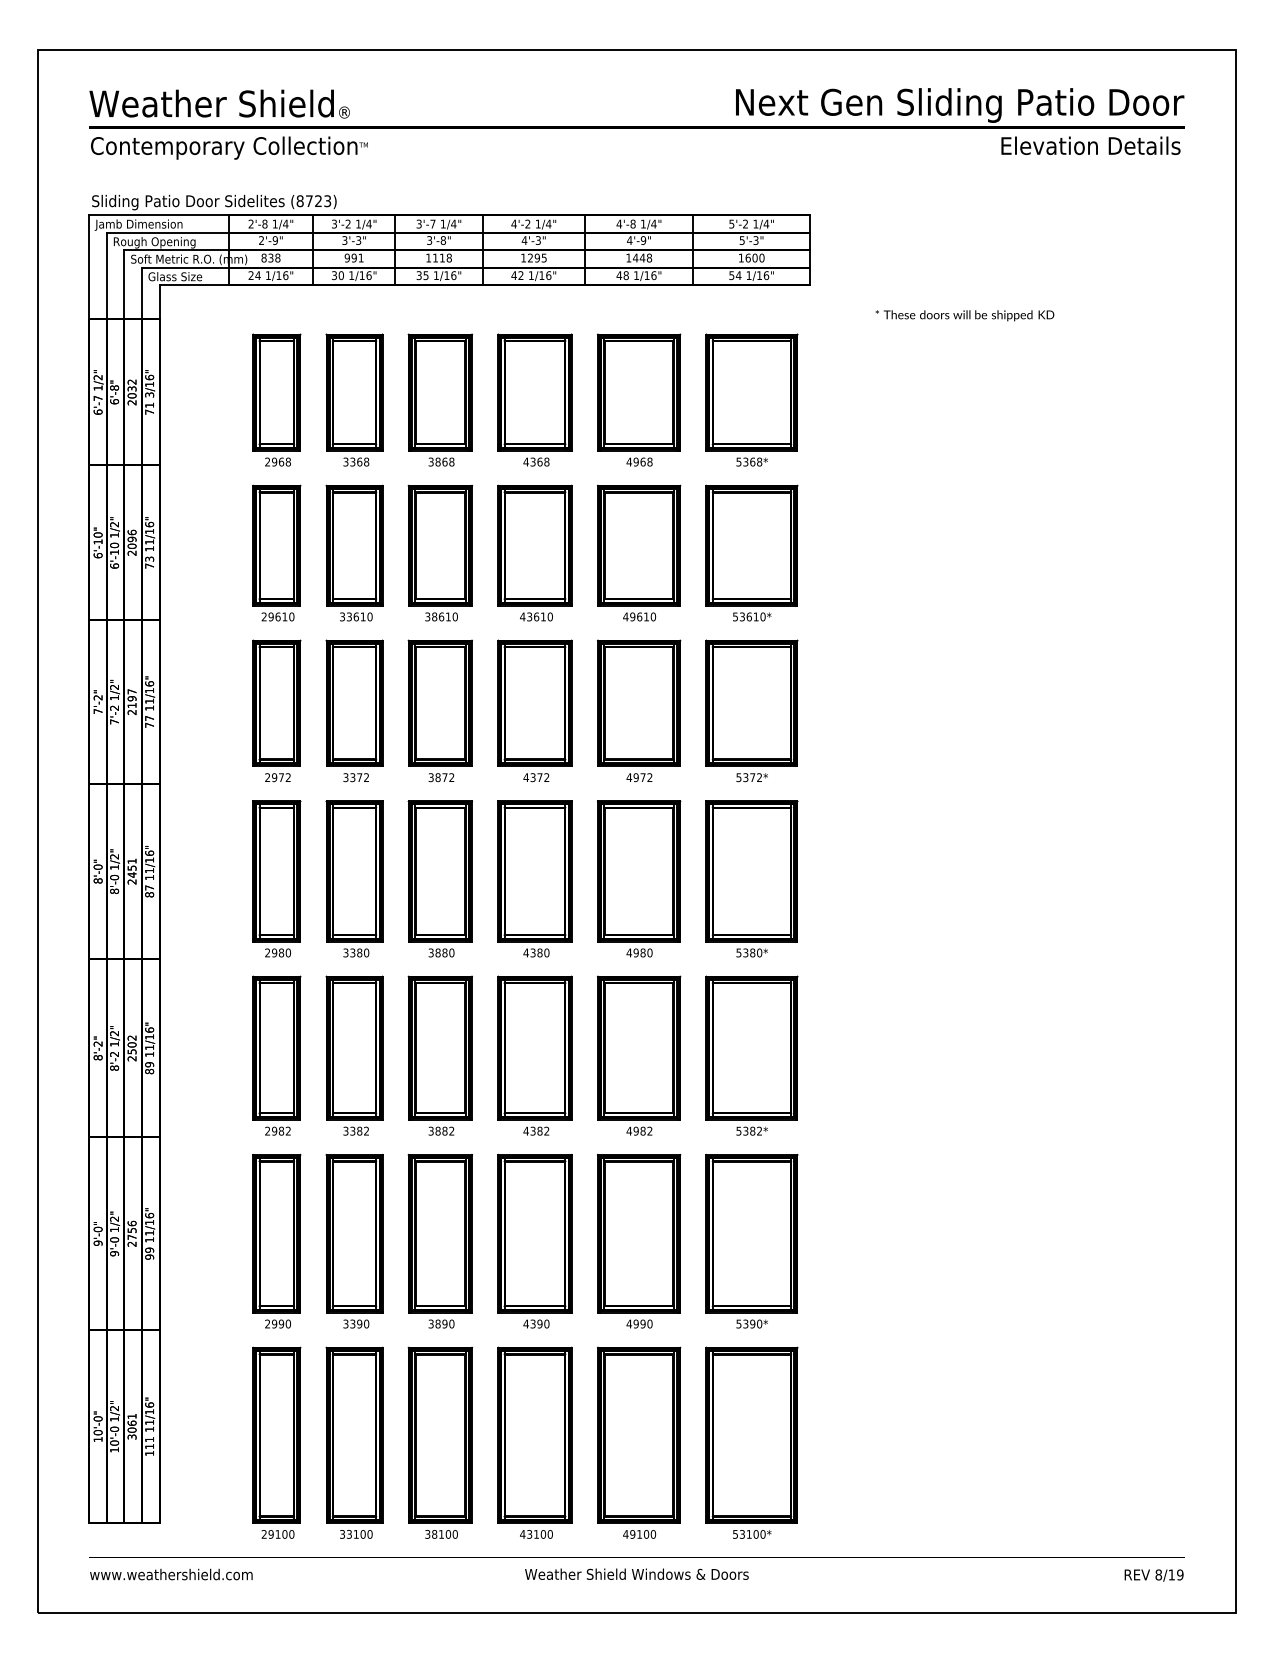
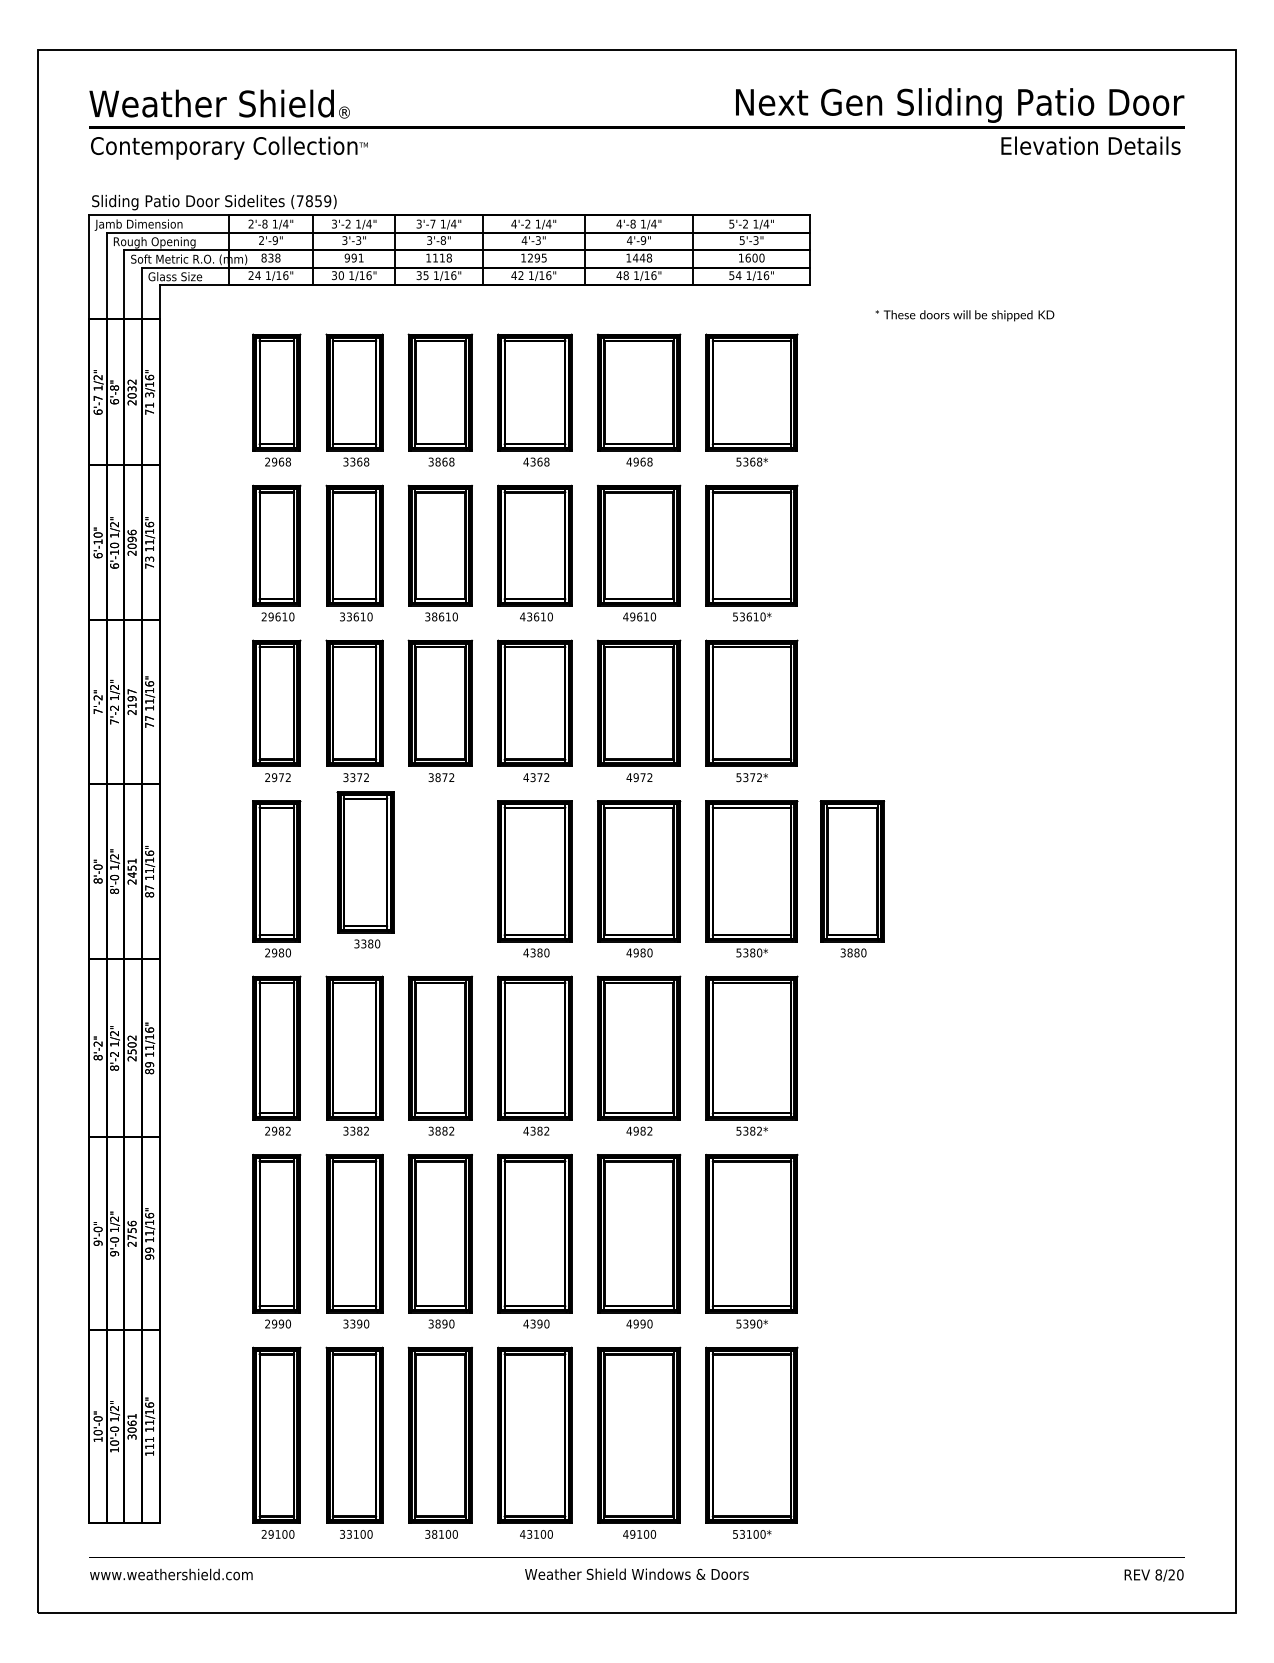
text: (8723) -> (7859) (313, 201)
part position: (354, 878) -> (365, 869) (365, 869)
part position: (440, 878) -> (852, 878) (852, 878)
text: 8/19 -> 8/20 (1175, 1574)
